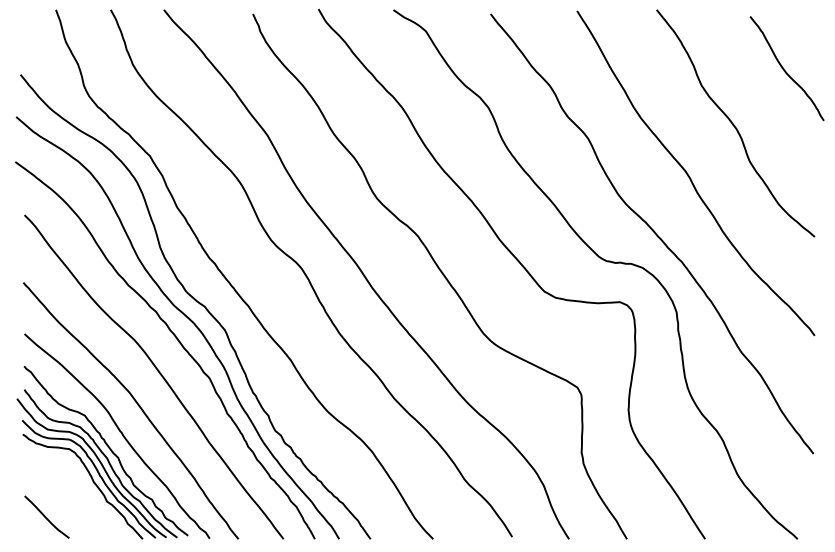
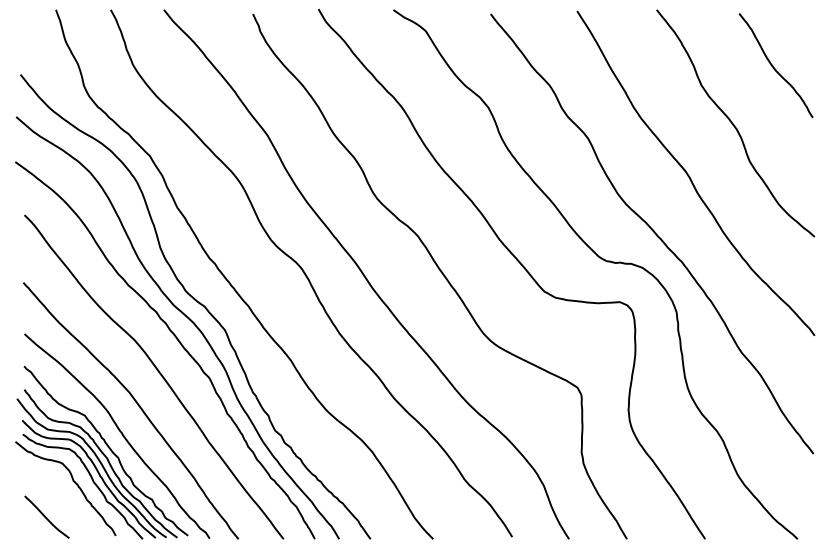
curve position: (784, 68) -> (773, 65) (773, 65)
curve: none -> present (72, 481)
